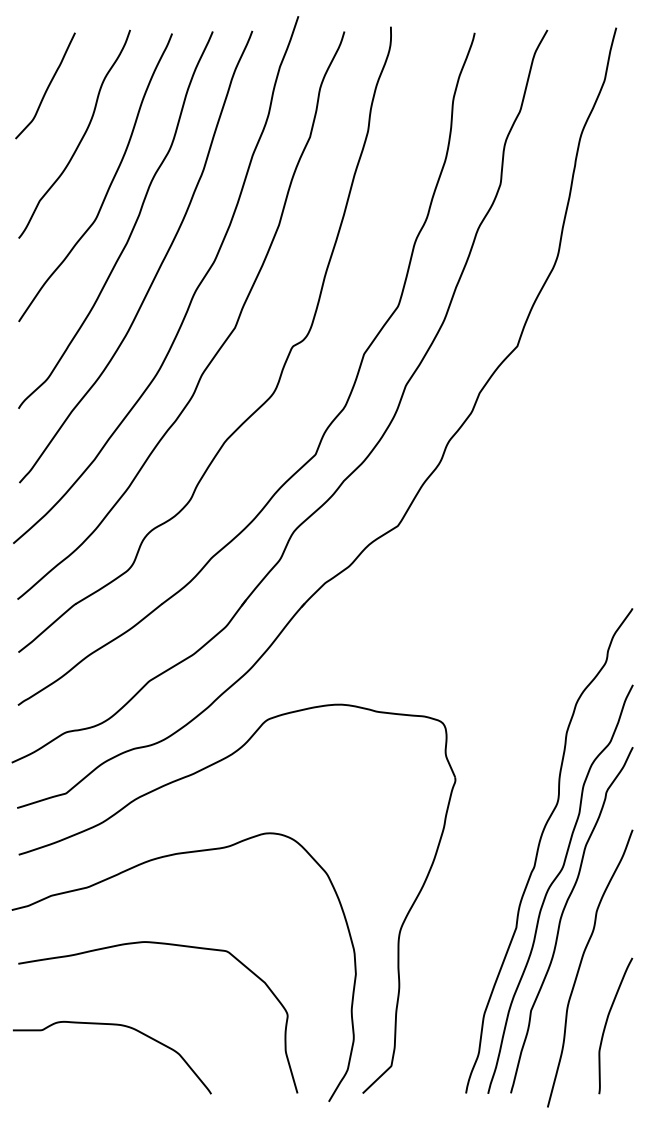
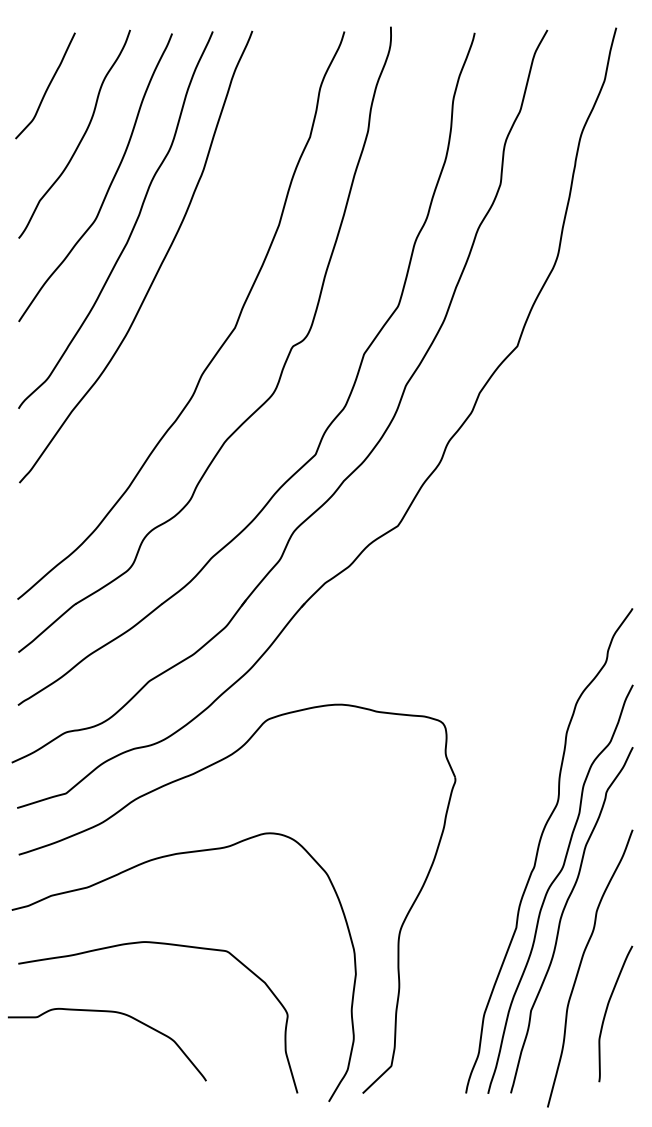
curve: present -> none (191, 297)
curve position: (607, 1022) -> (607, 1010) (607, 1010)
curve position: (111, 1025) -> (106, 1012) (106, 1012)
